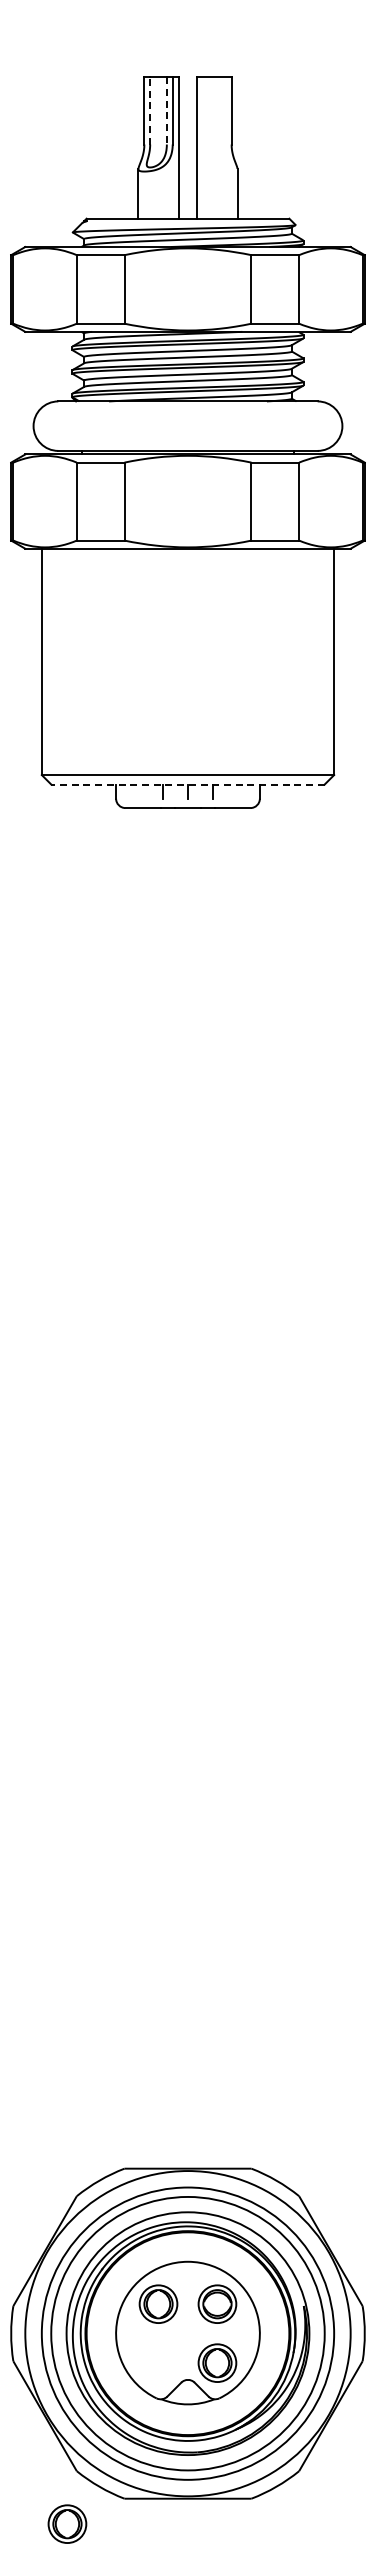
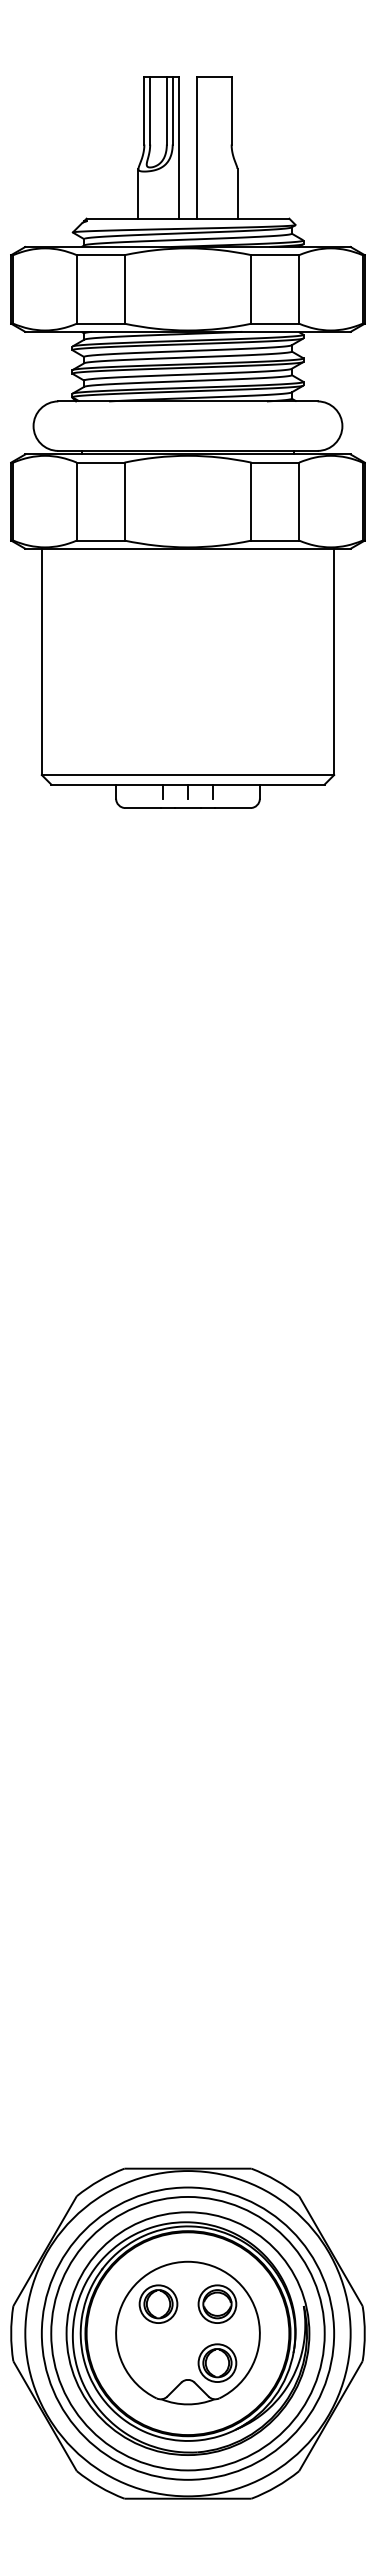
line: dashed -> solid (150, 110)
line: dashed -> solid (166, 110)
line: dashed -> solid (187, 784)
part: present -> none (67, 2523)
